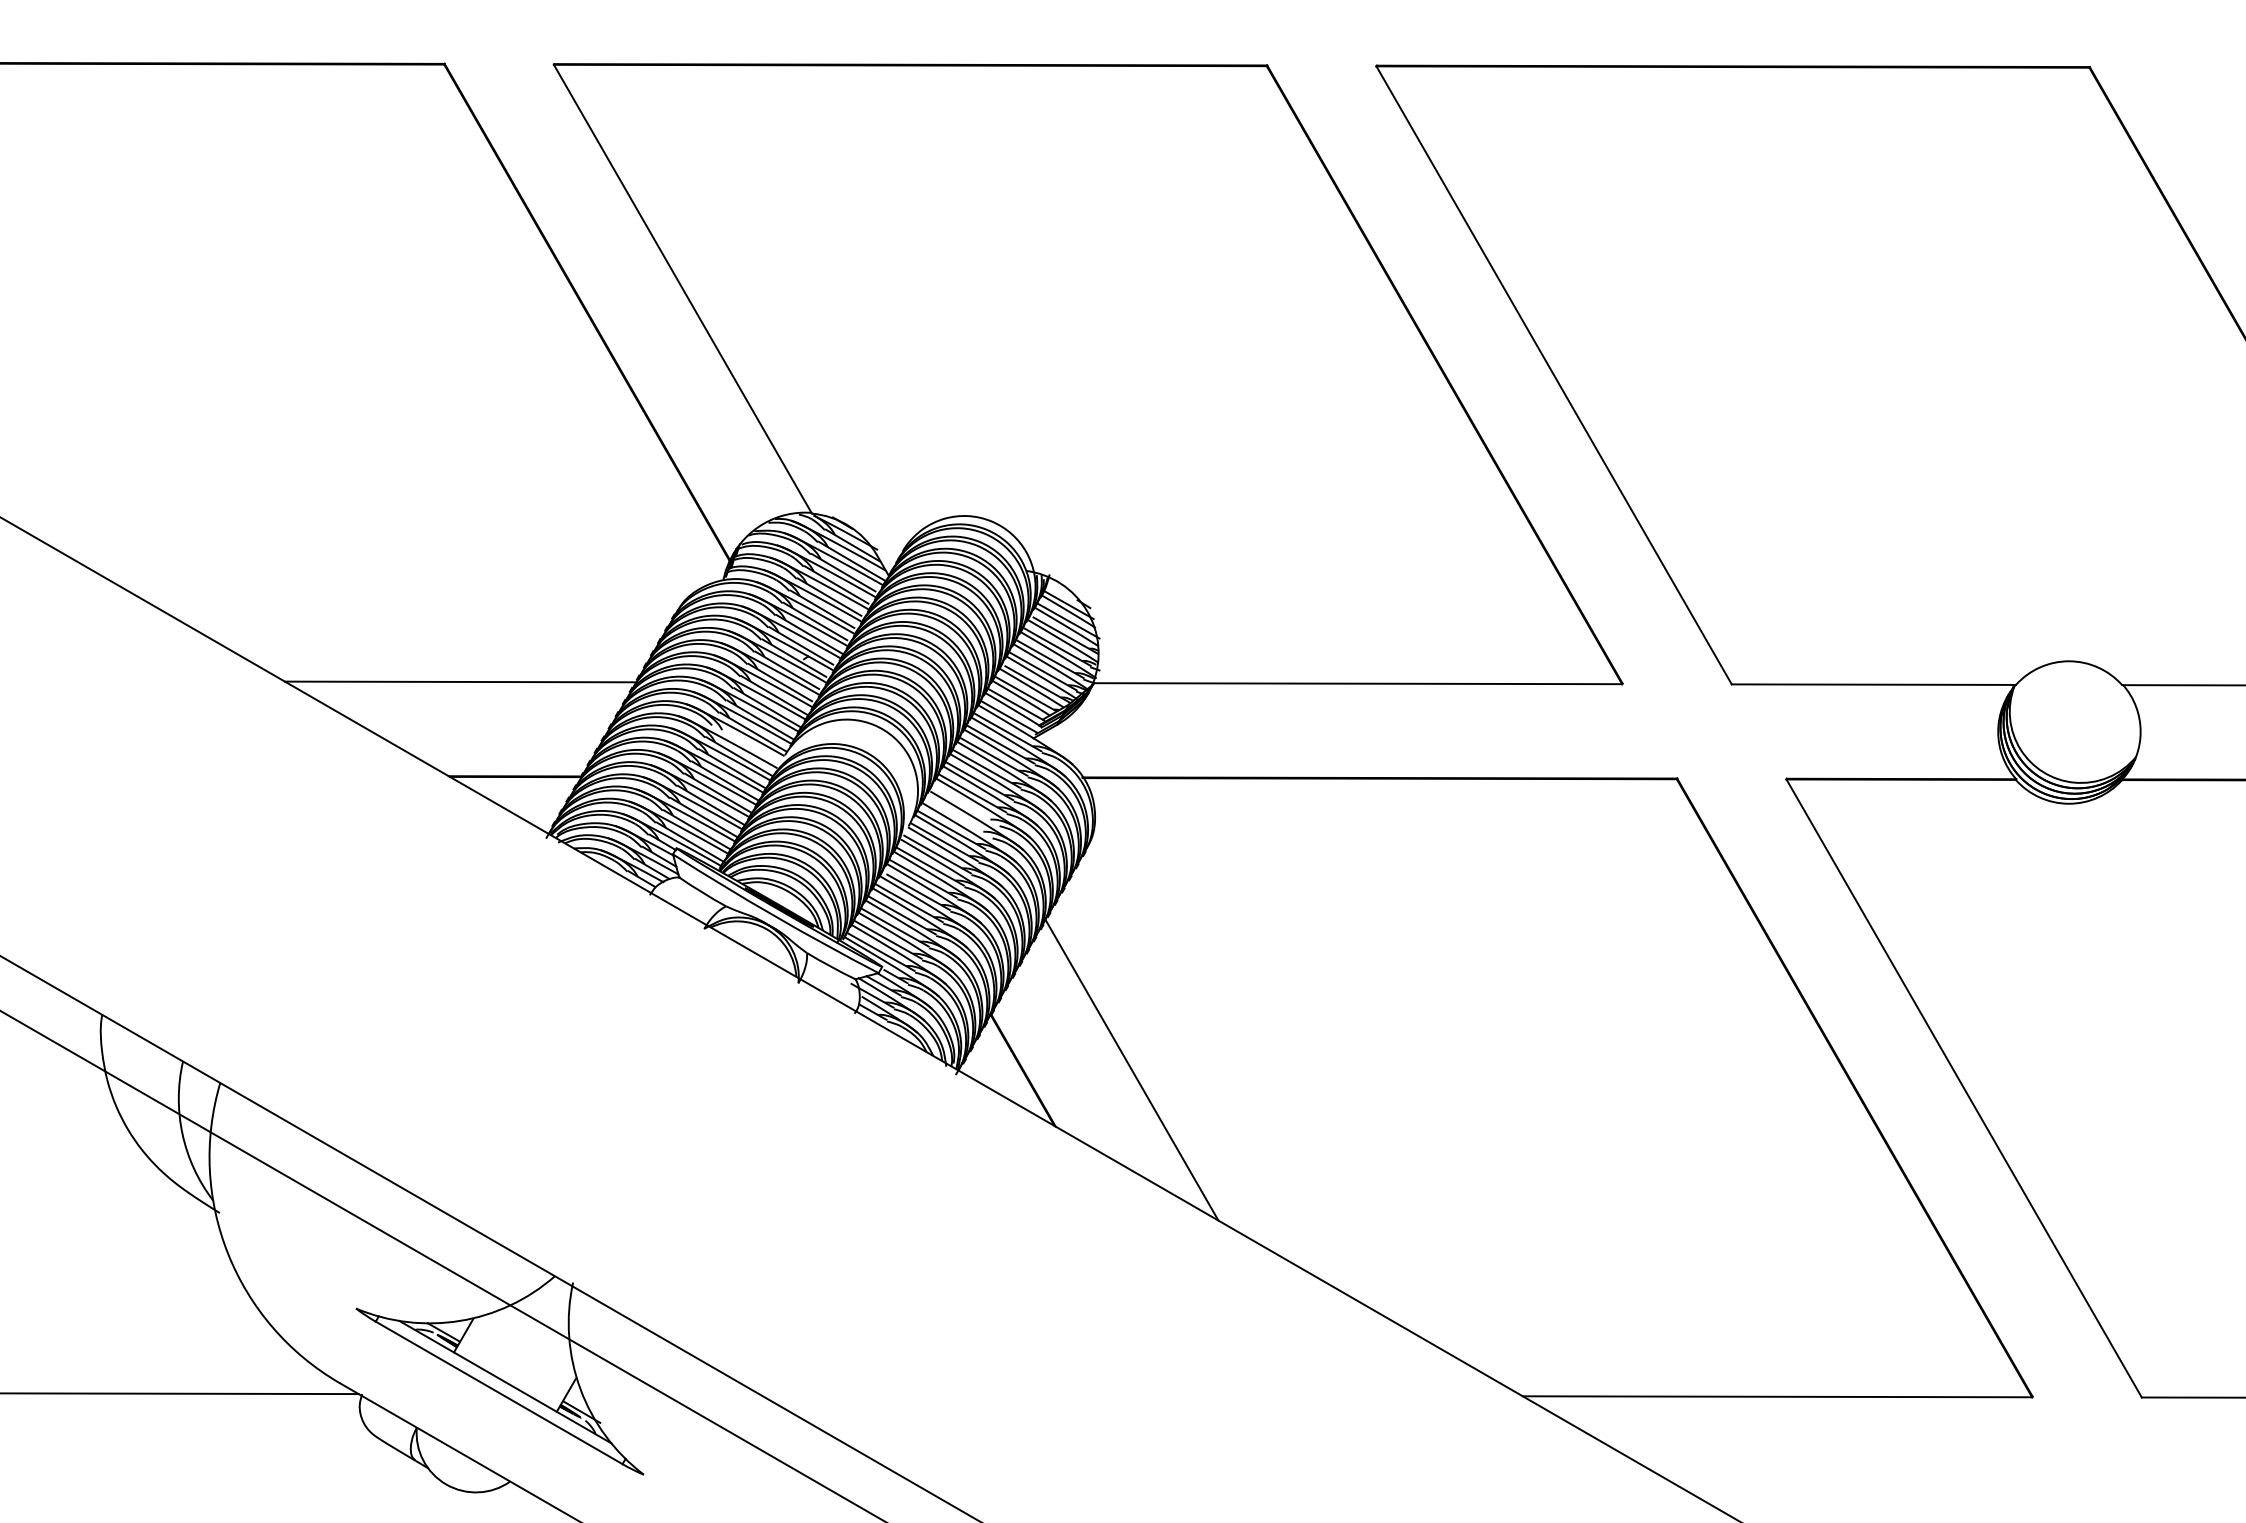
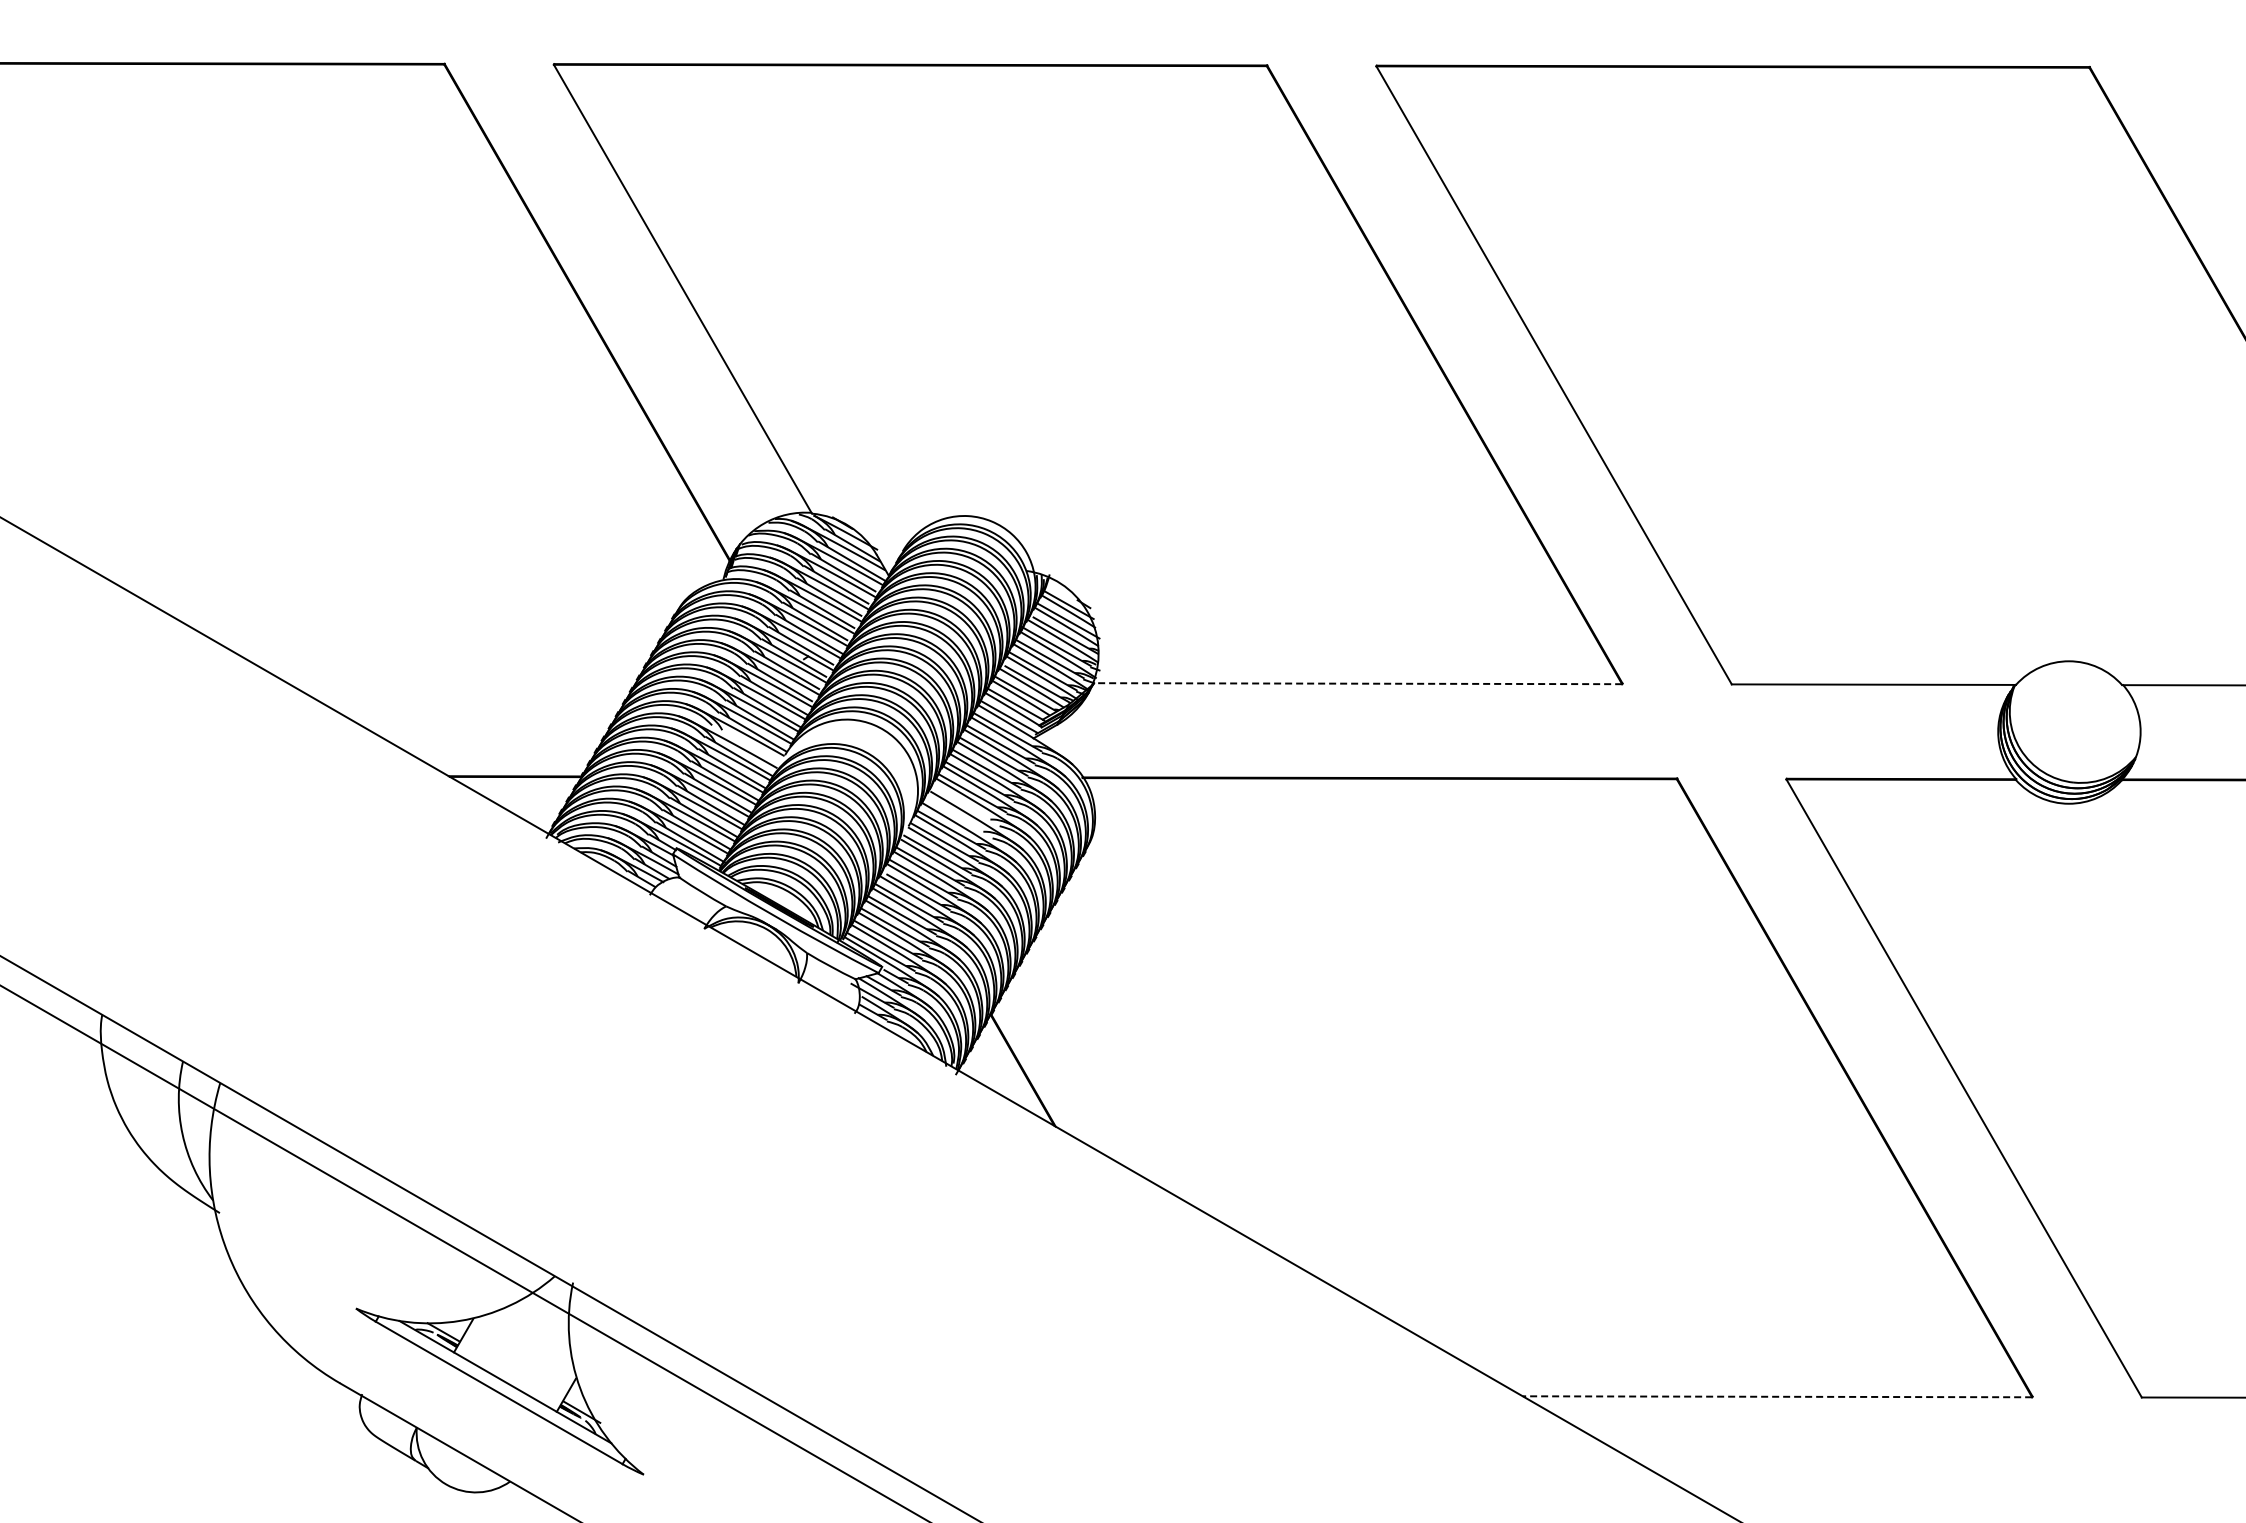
line: present -> none (460, 681)
line: solid -> dashed (1357, 683)
line: present -> none (1131, 1069)
line position: (441, 1265) -> (463, 1252) (463, 1252)
line: present -> none (180, 1393)
line: solid -> dashed (1777, 1396)
